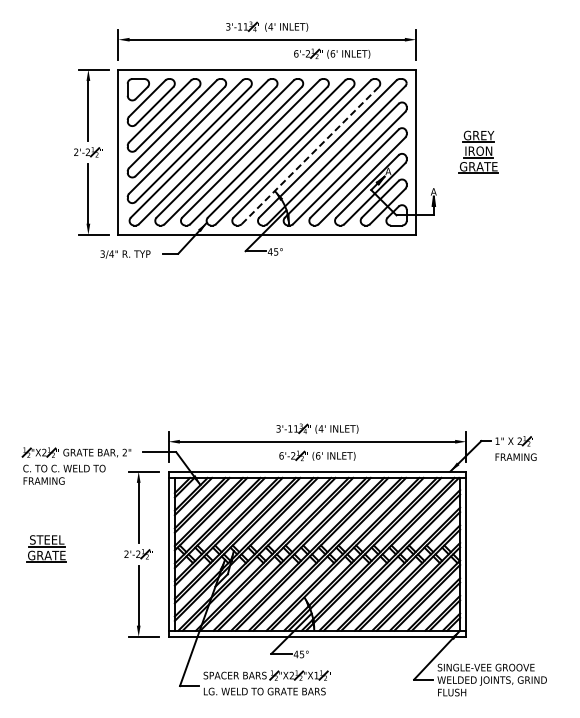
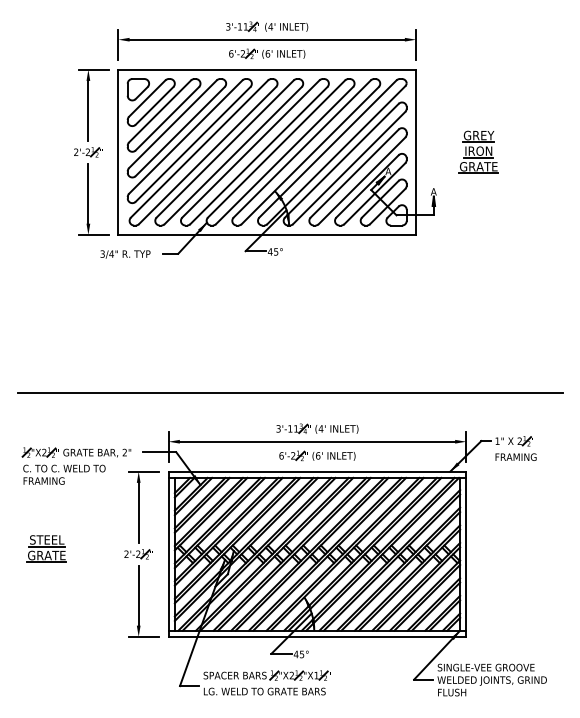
part position: (332, 53) -> (267, 53) (267, 53)
line: dashed -> solid (310, 155)
line: none -> present (289, 392)
